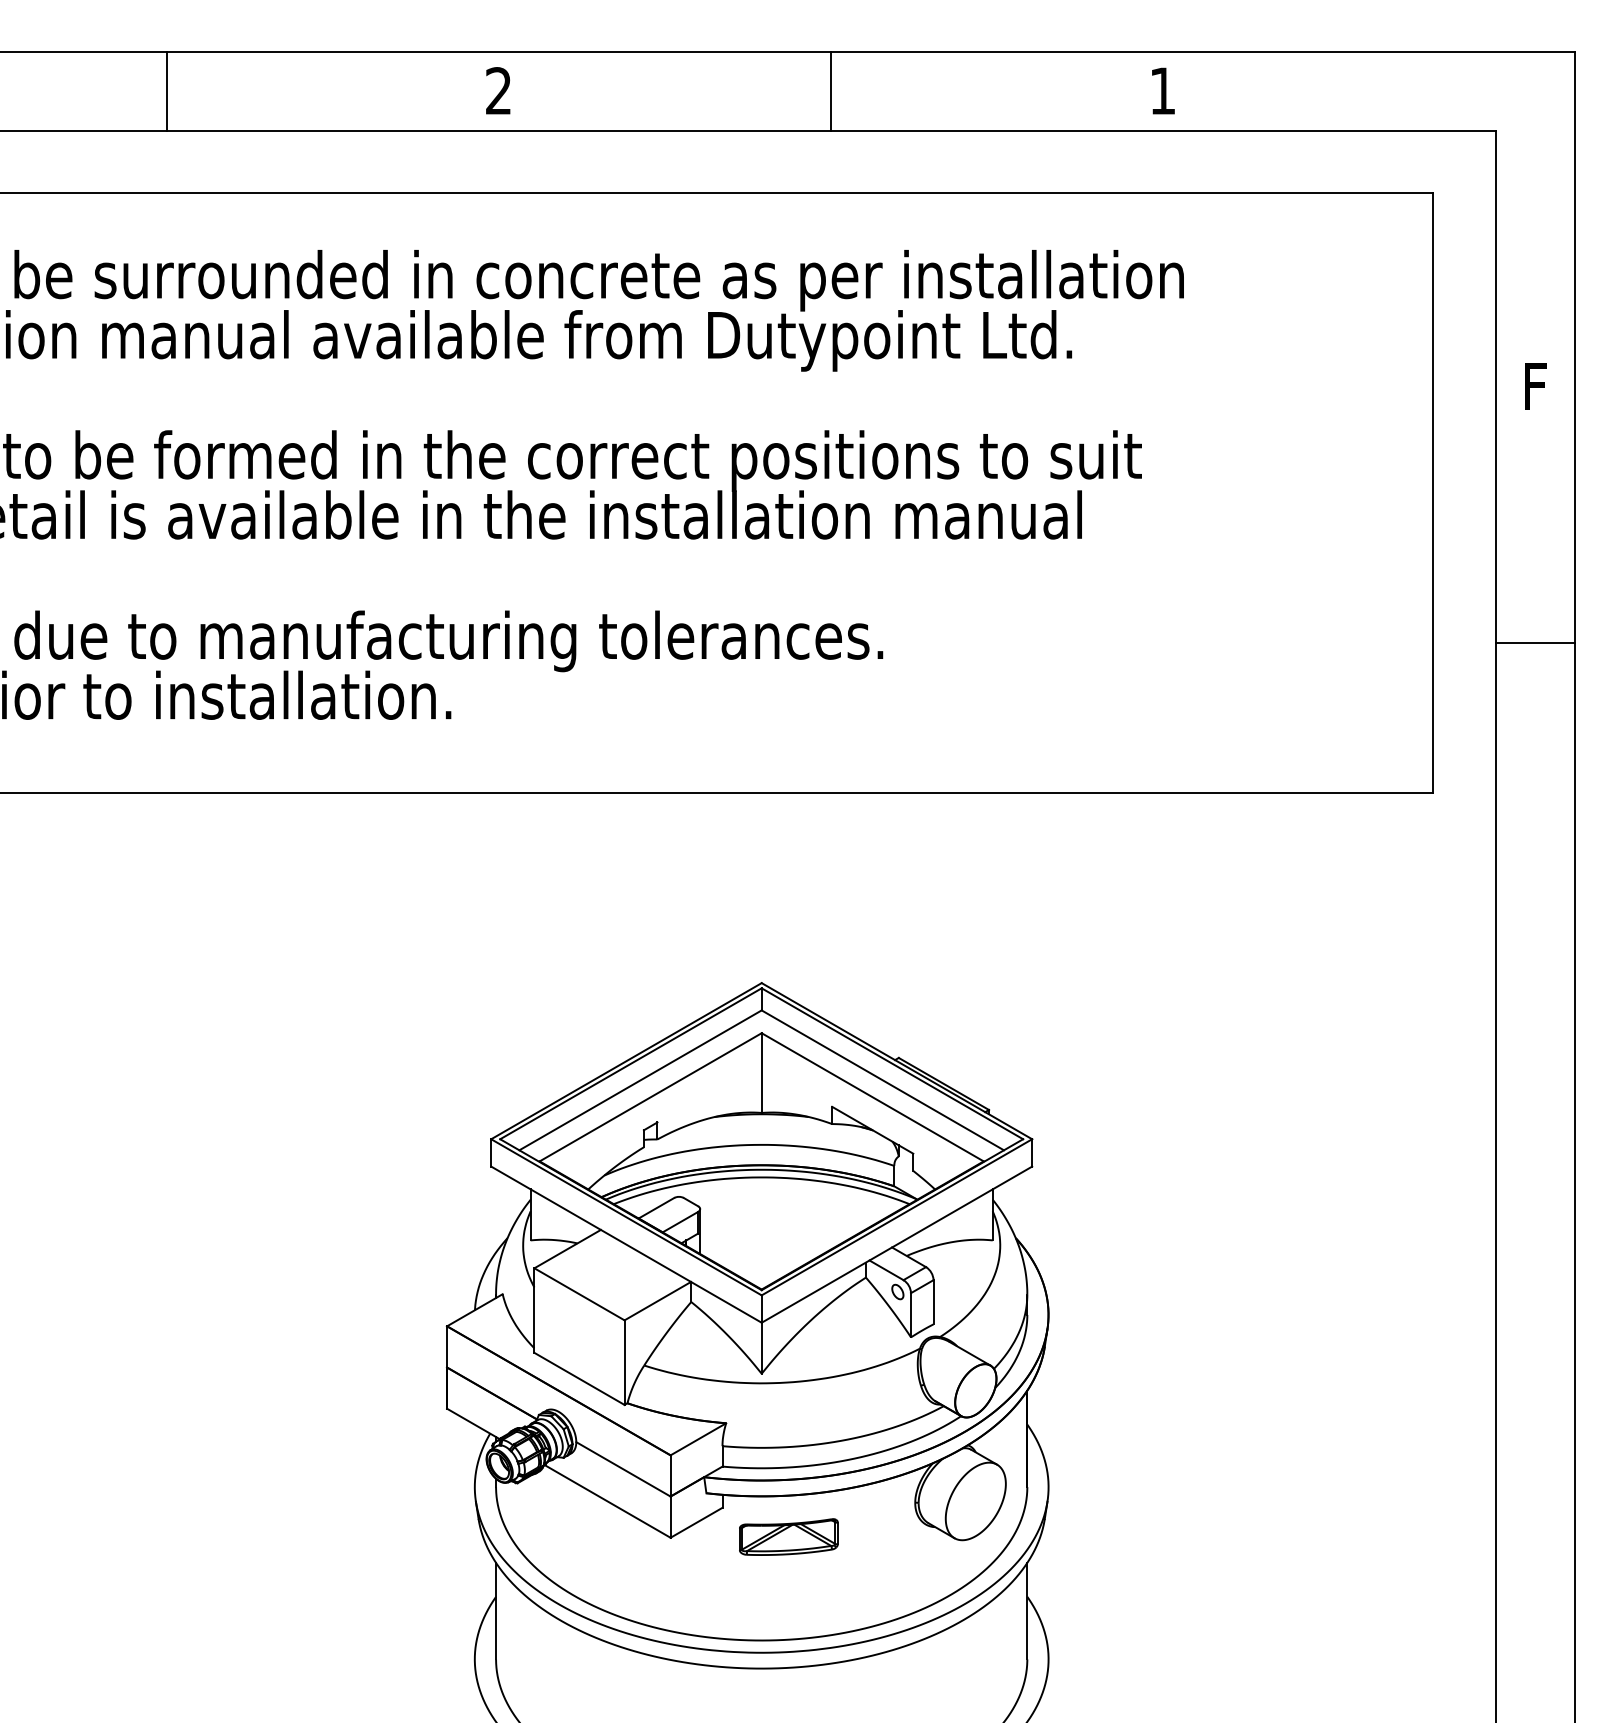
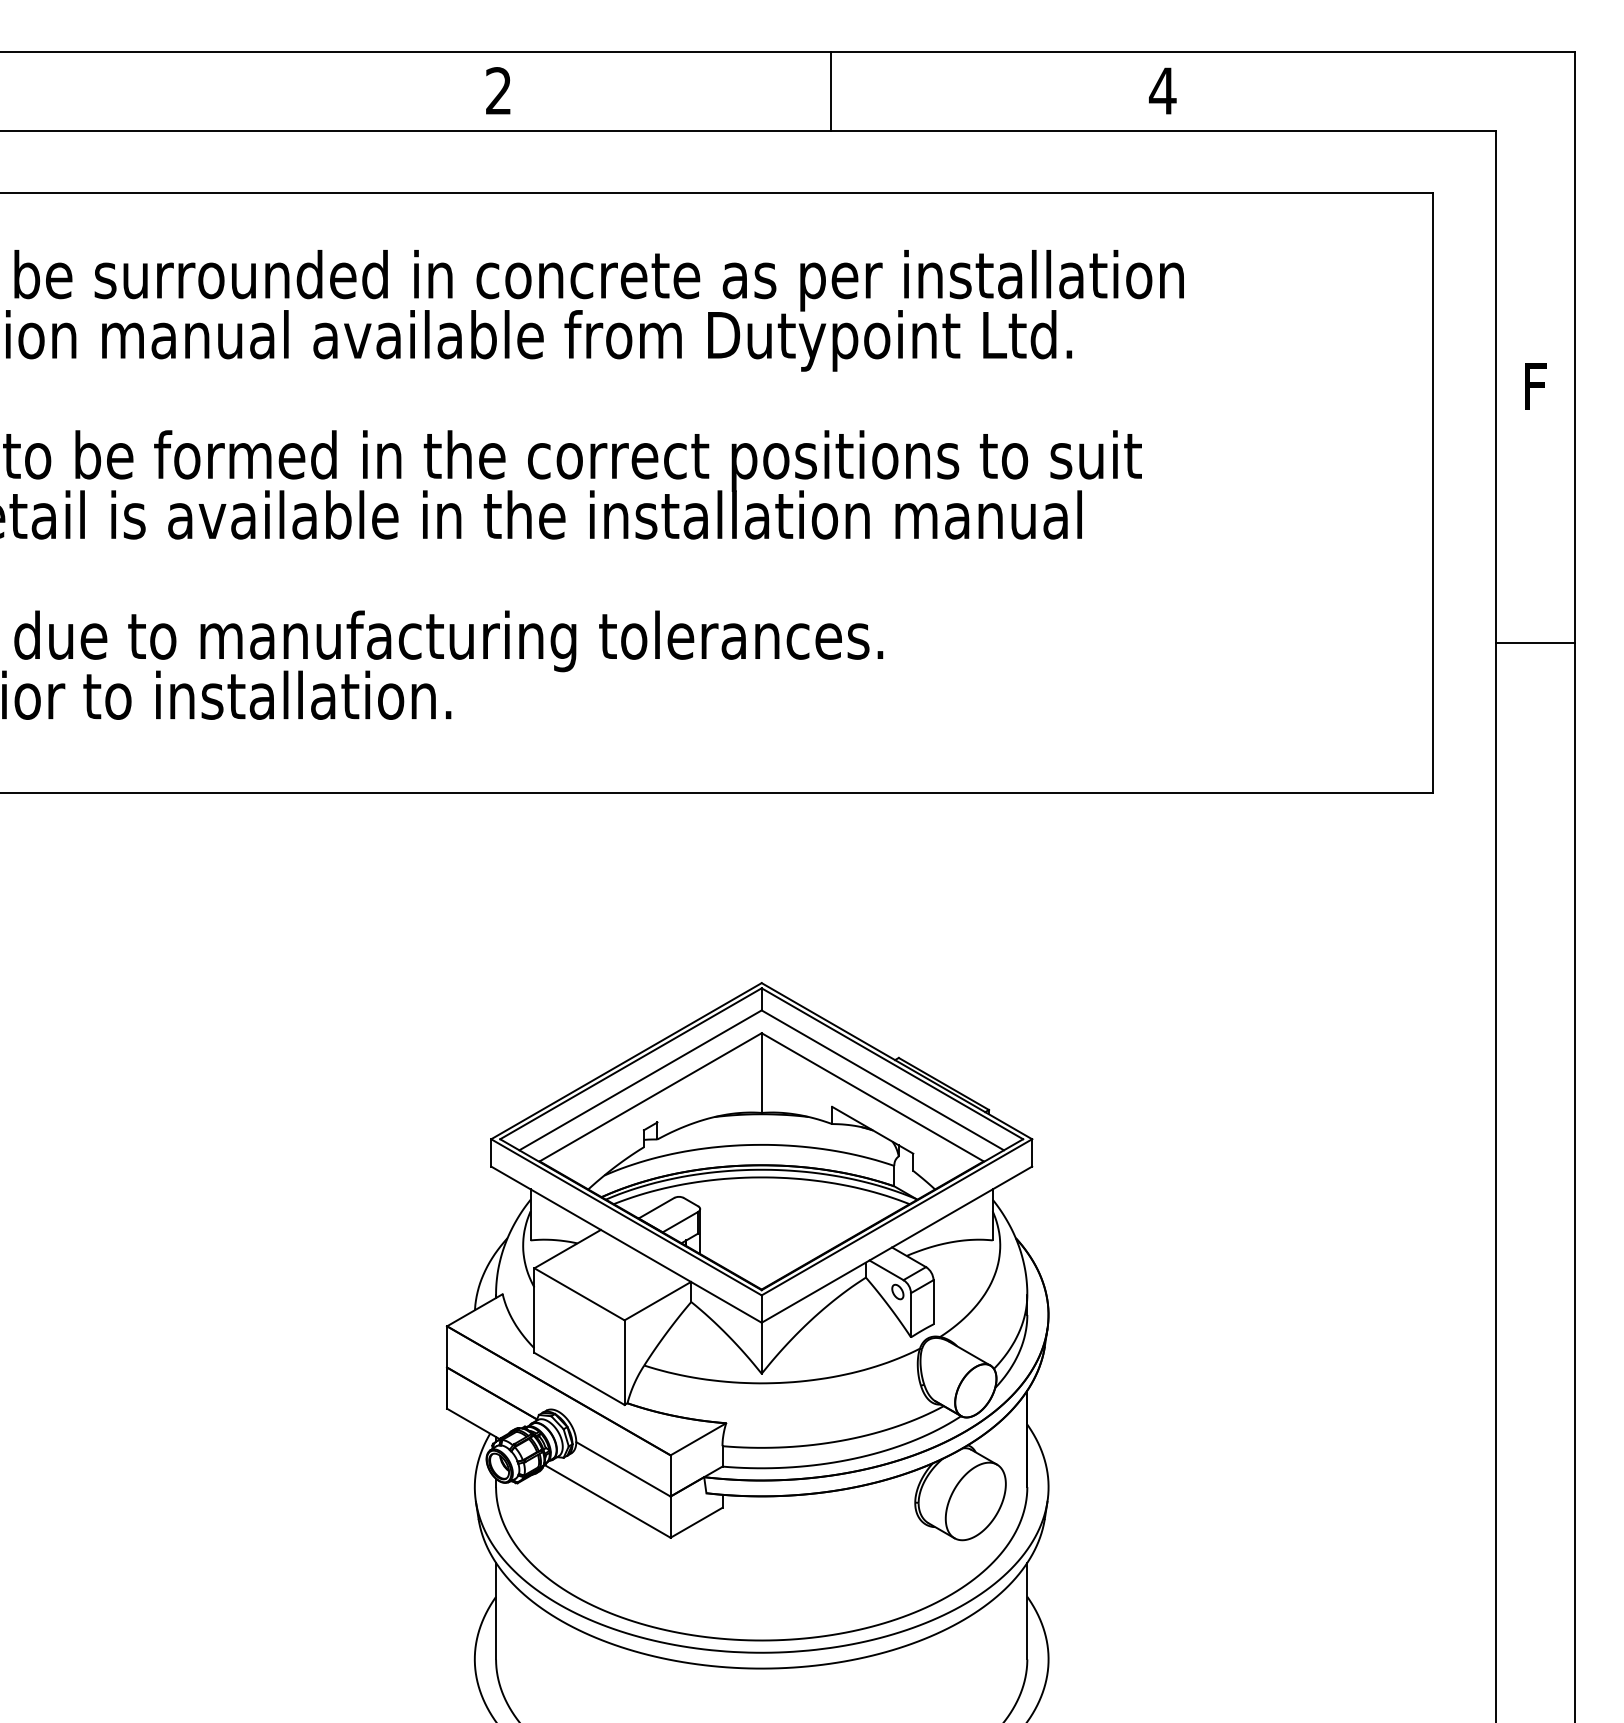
text: 1 -> 4 (1162, 90)
line: present -> none (167, 91)
part: present -> none (788, 1536)
